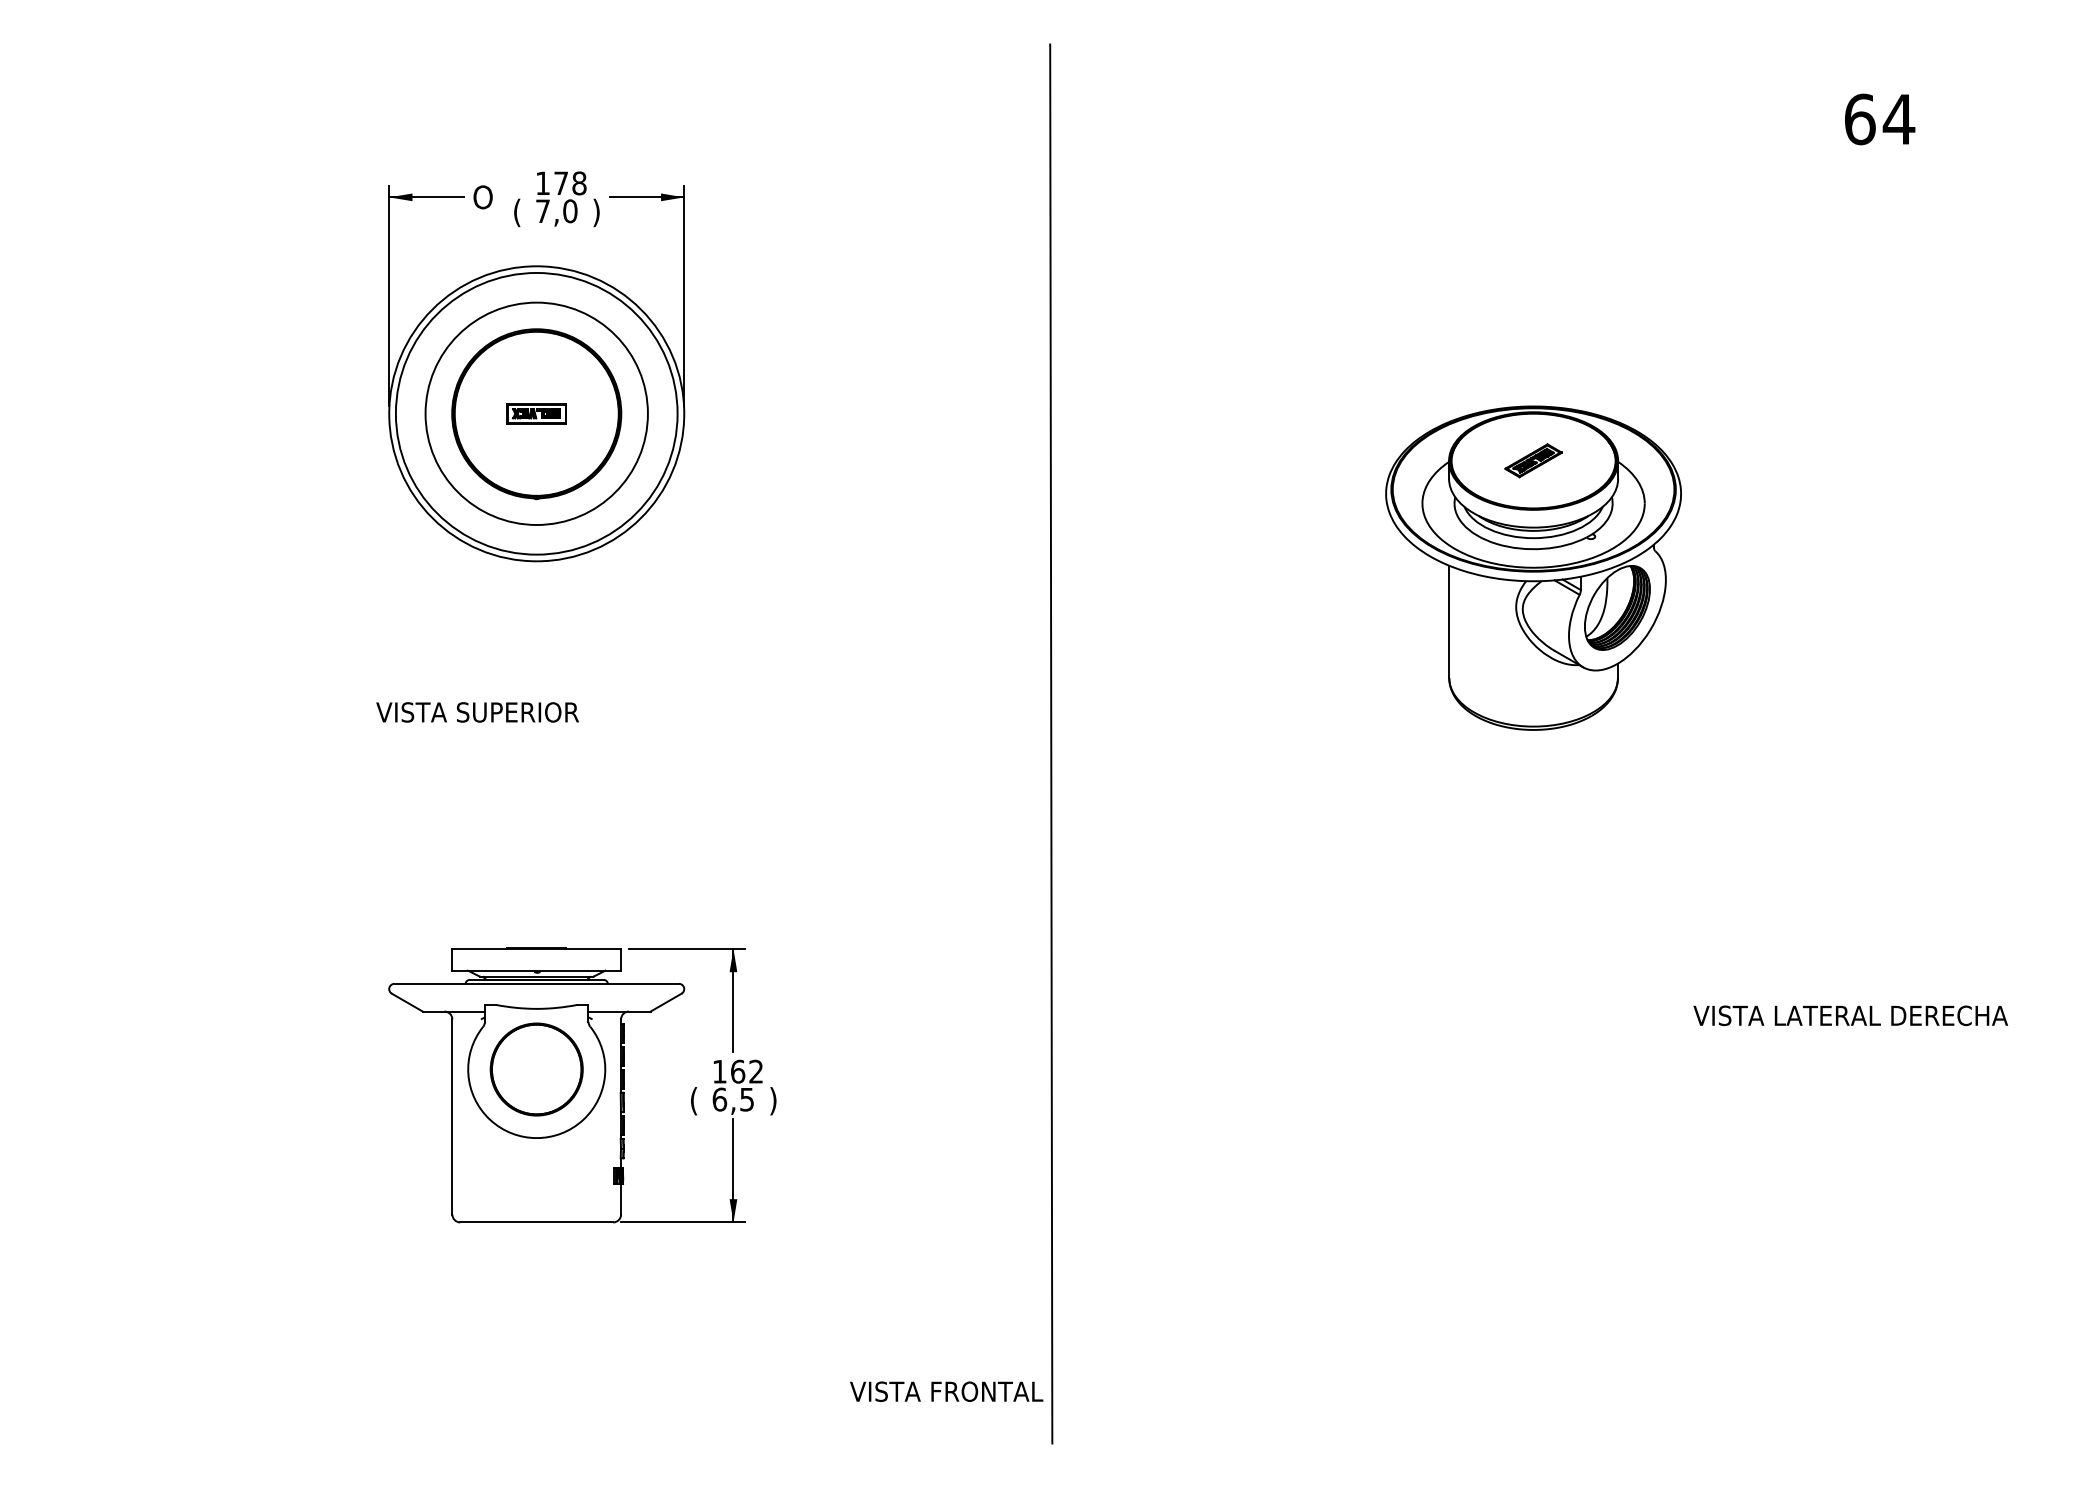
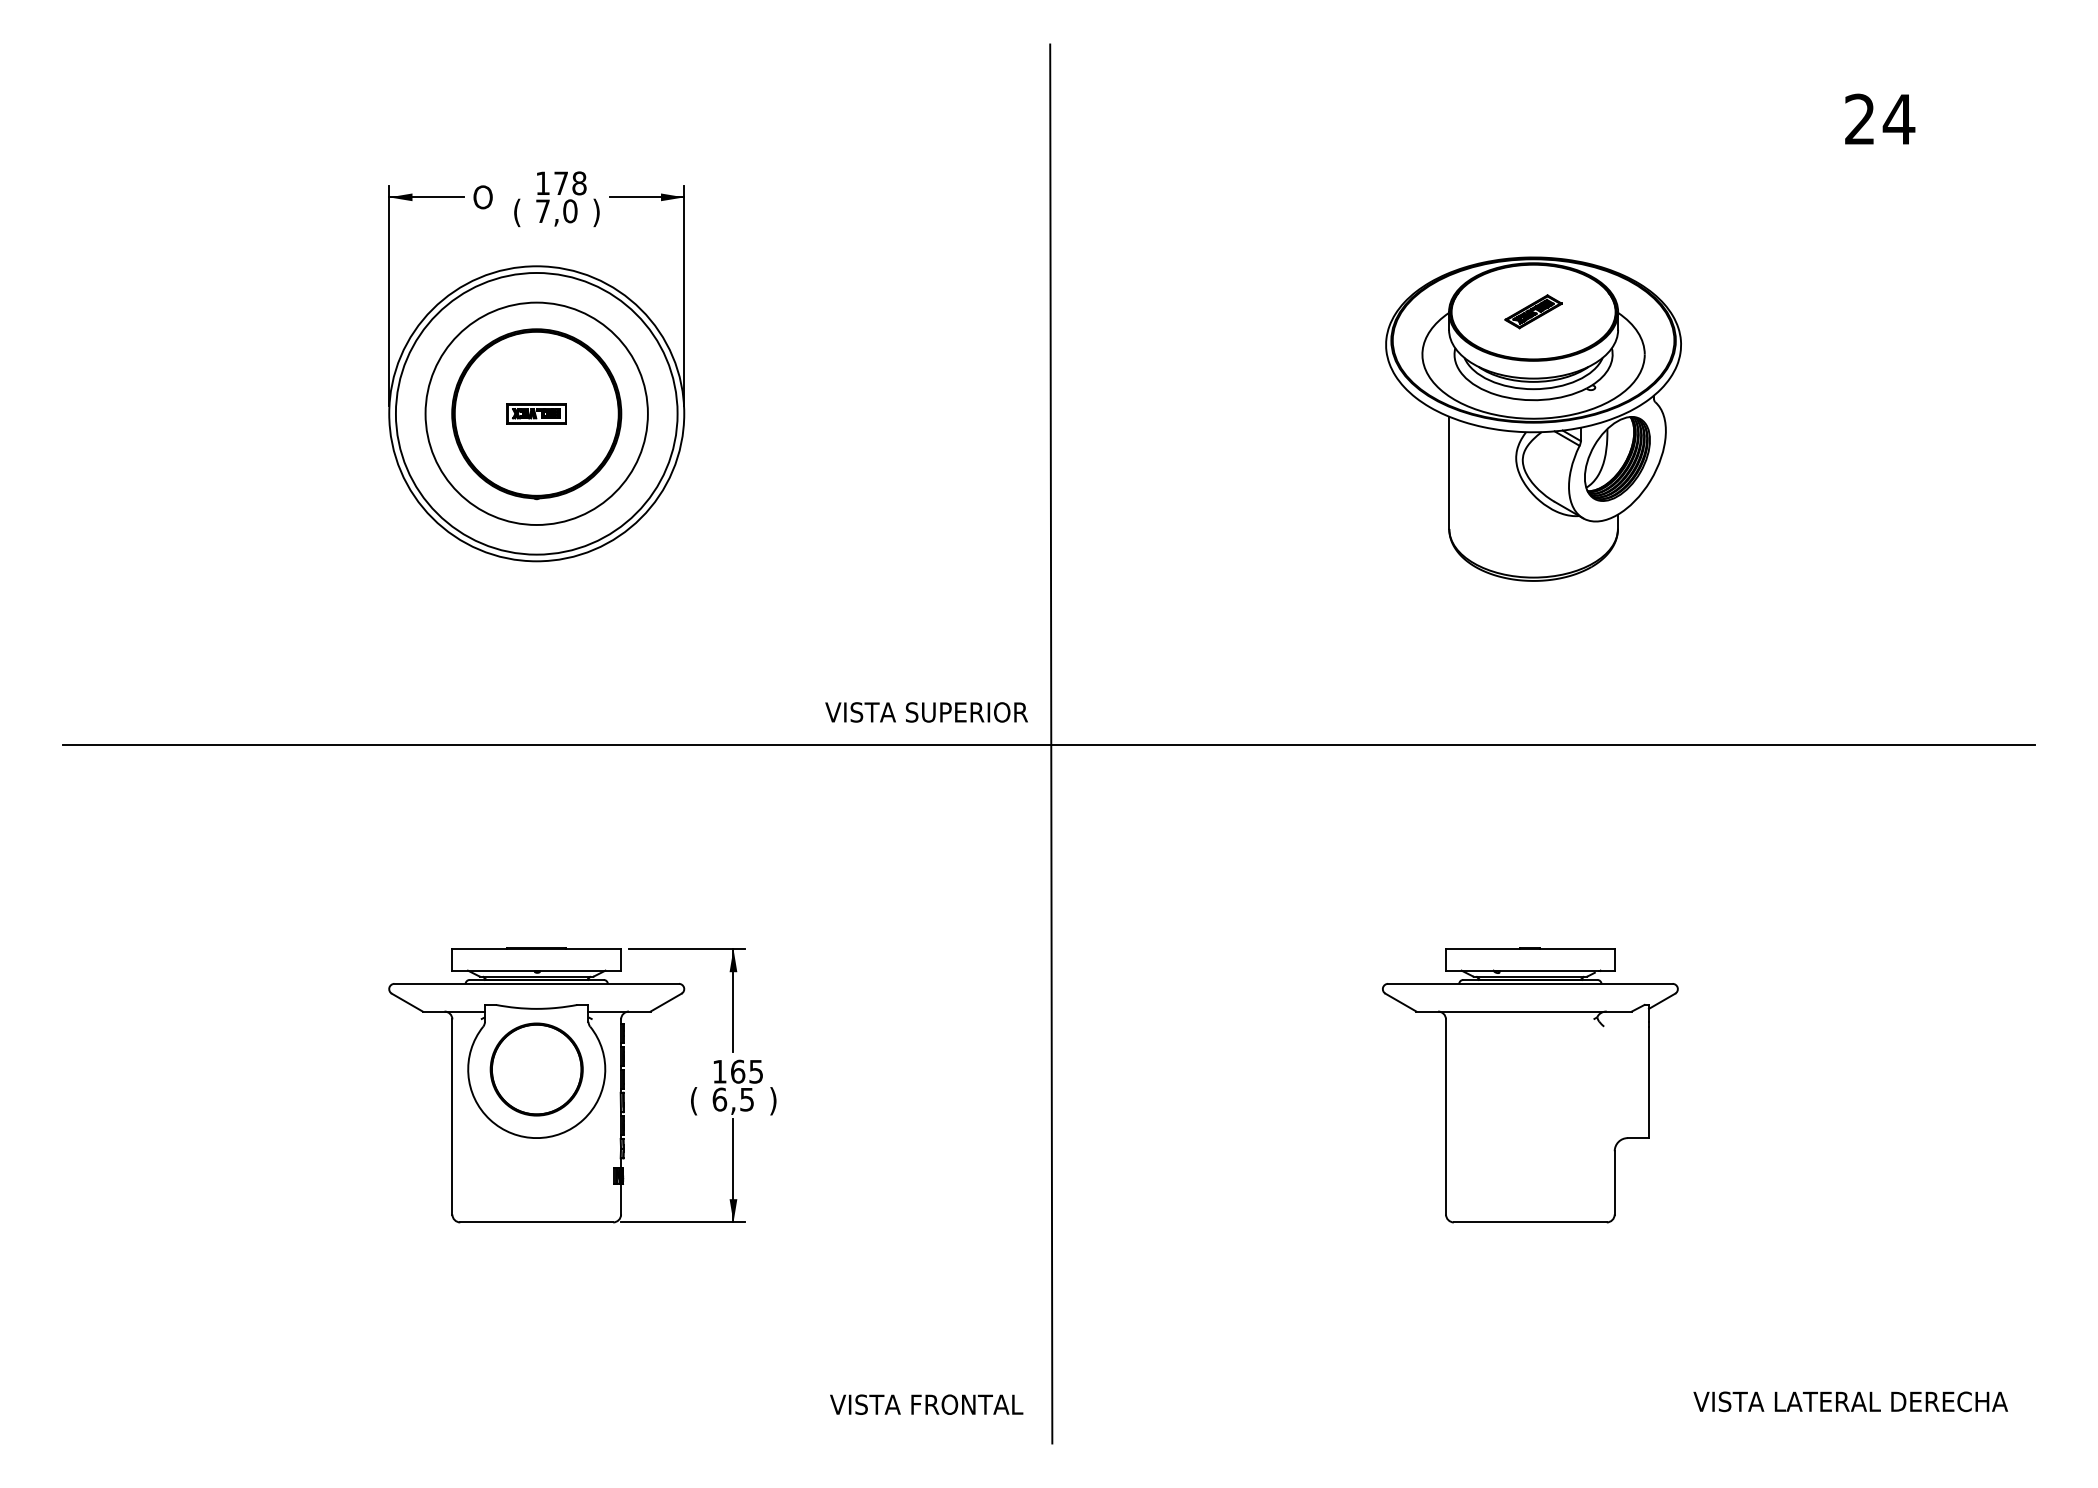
text: 64 -> 24 (1860, 119)
part position: (1533, 567) -> (1533, 418) (1533, 418)
text position: (477, 712) -> (926, 712) (926, 712)
line: none -> present (1048, 745)
text position: (1850, 1015) -> (1850, 1401) (1850, 1401)
text: 162 -> 165 (755, 1071)
part: none -> present (1530, 1085)
text position: (946, 1391) -> (926, 1404) (926, 1404)
